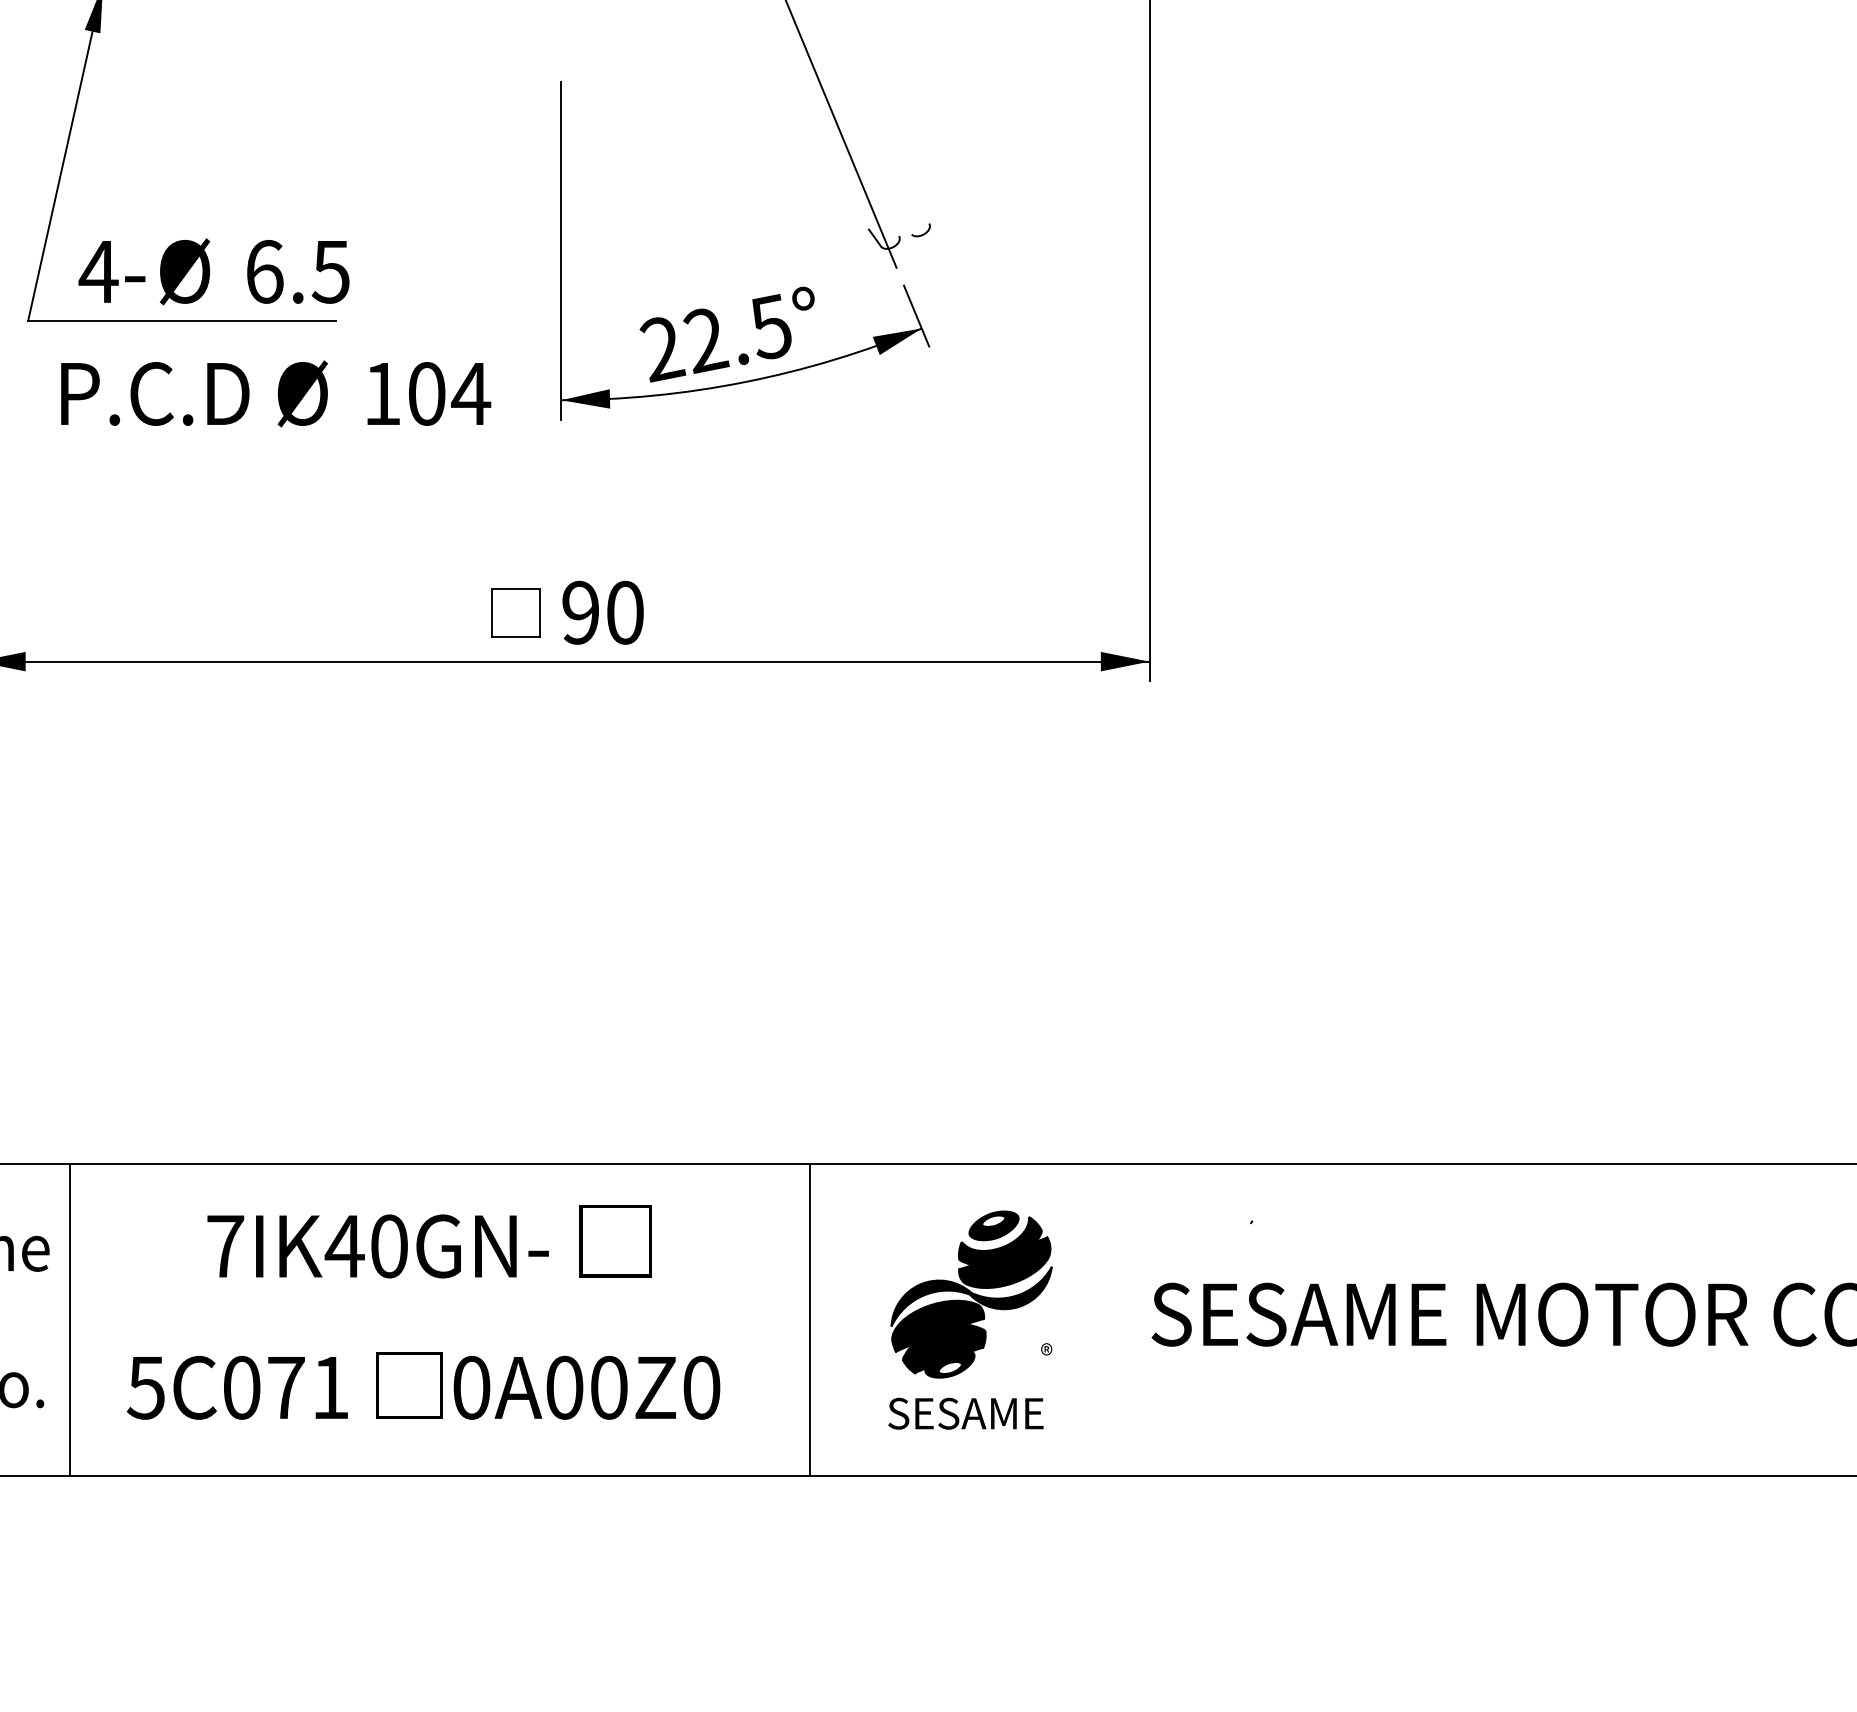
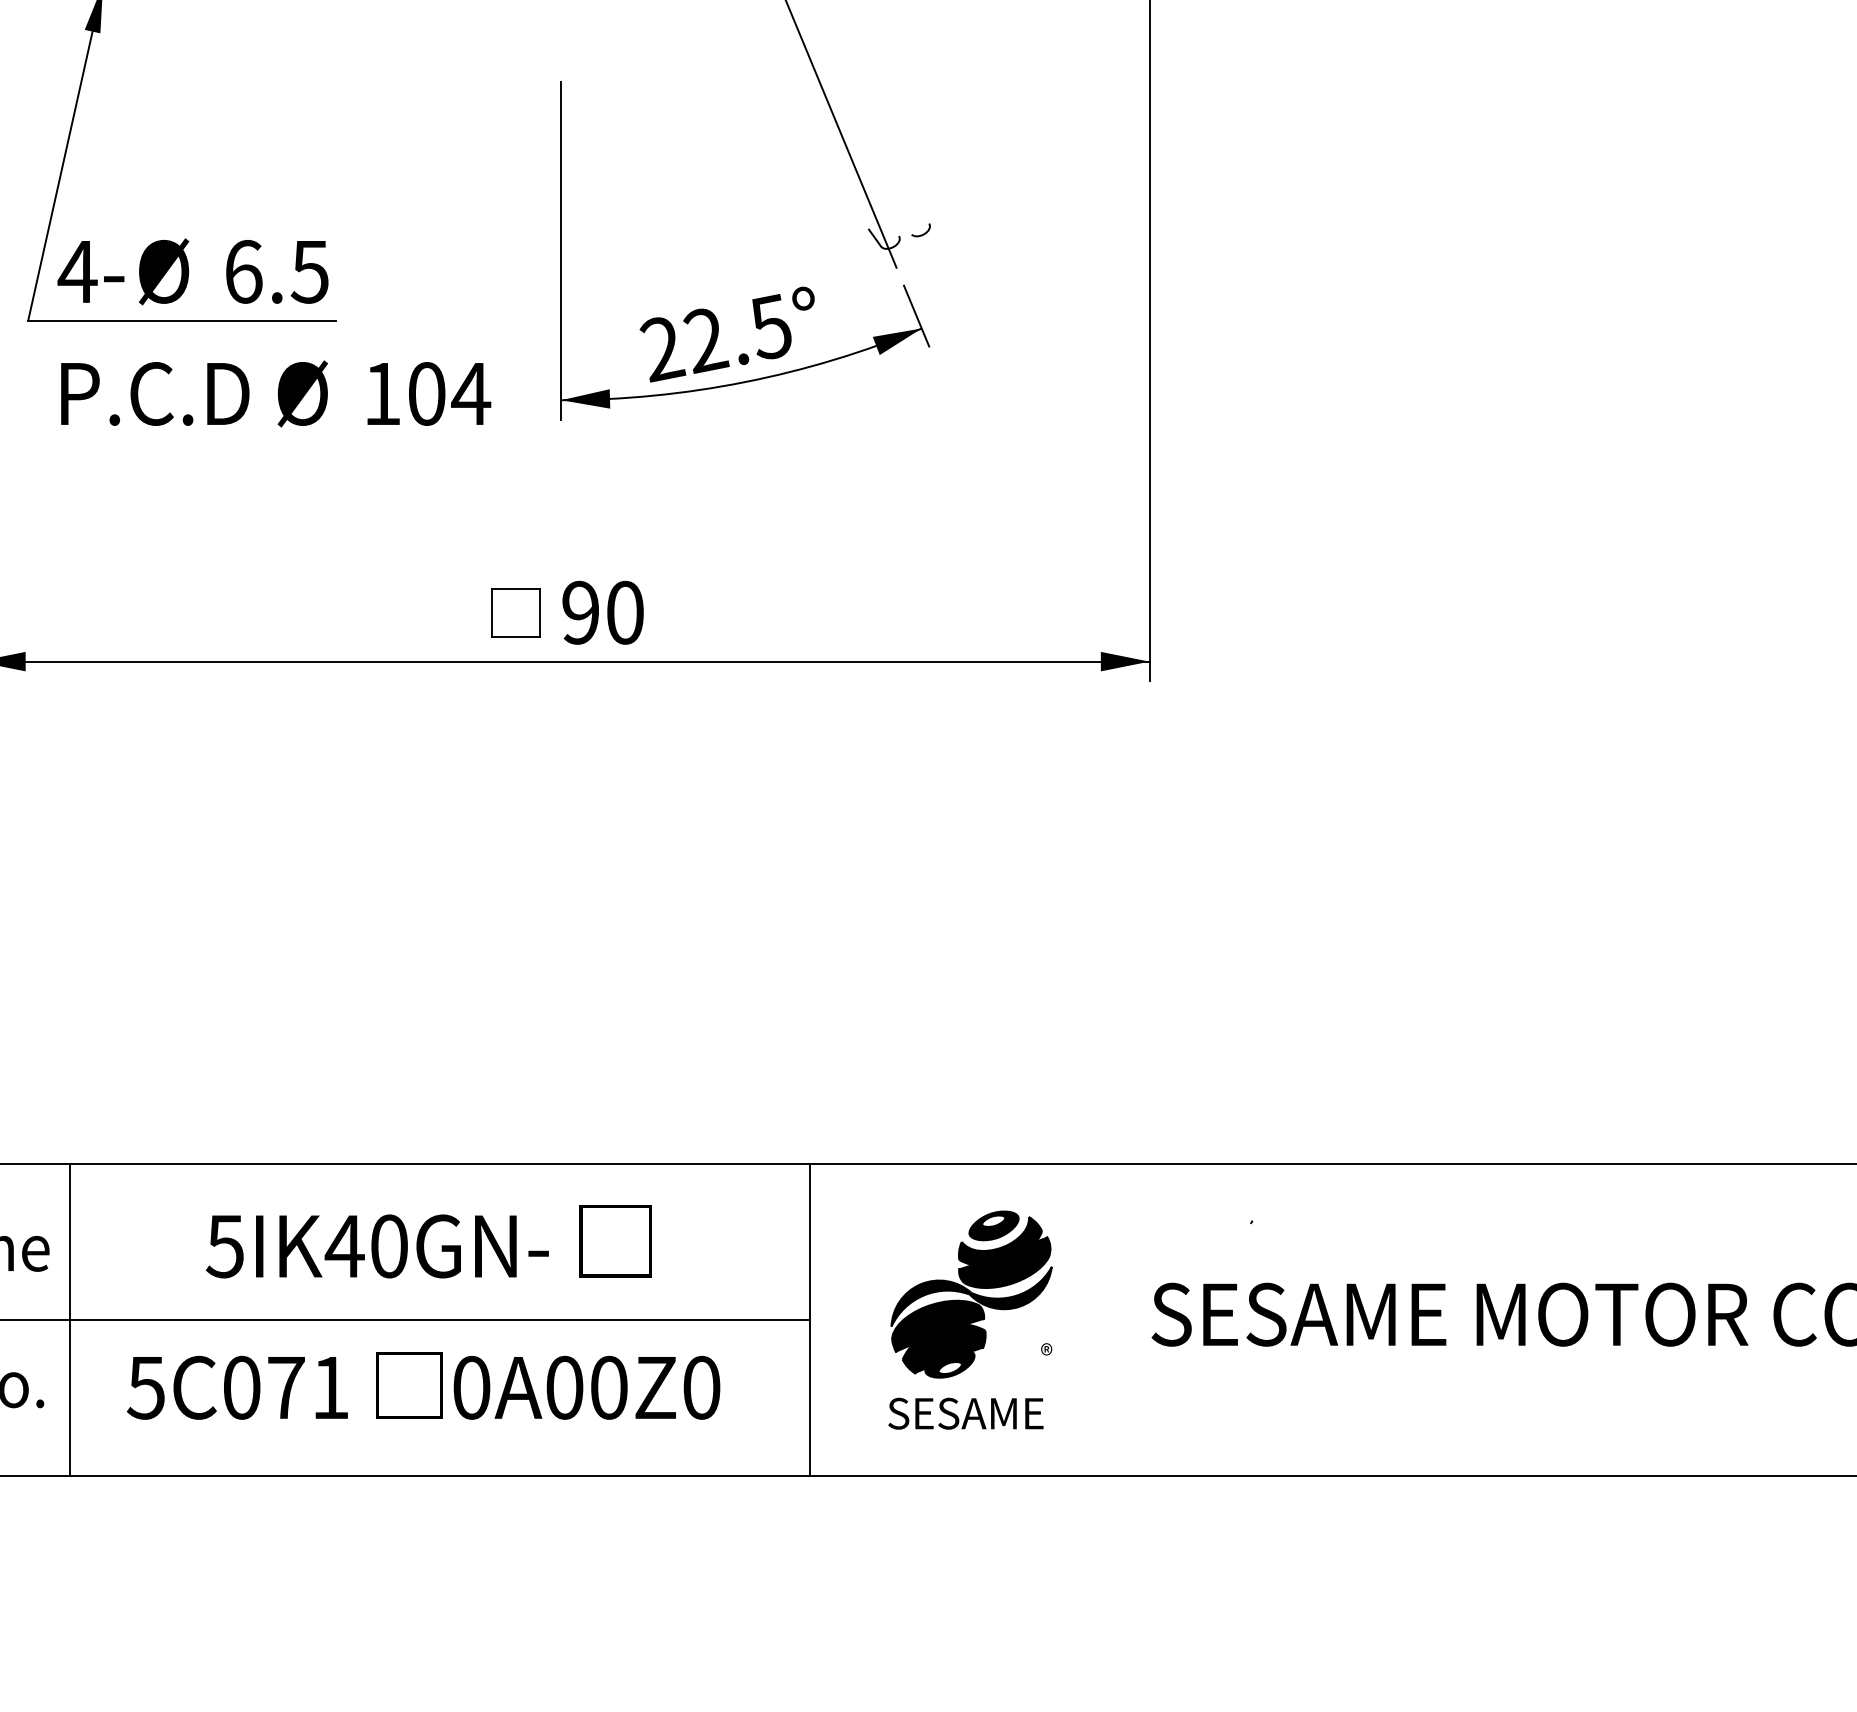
text position: (213, 271) -> (192, 271) (192, 271)
text: 7IK40GN- -> 5IK40GN- (225, 1246)
line: none -> present (406, 1320)
